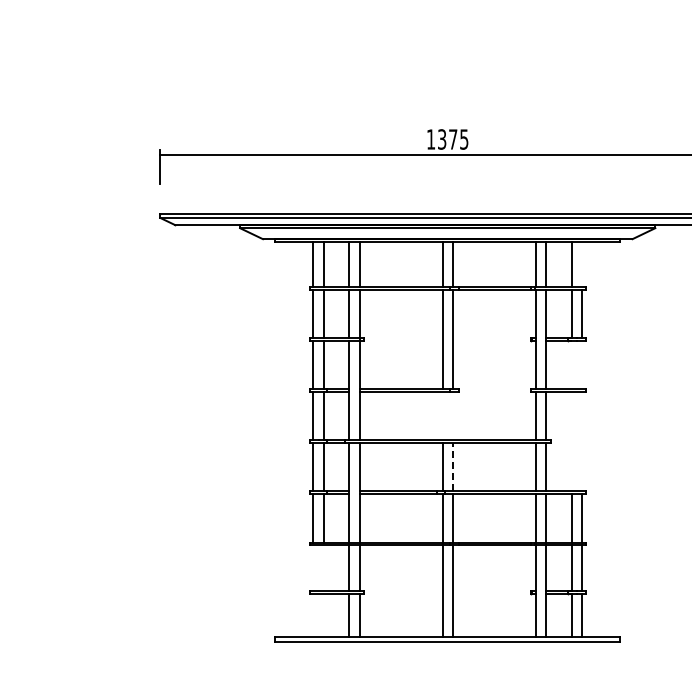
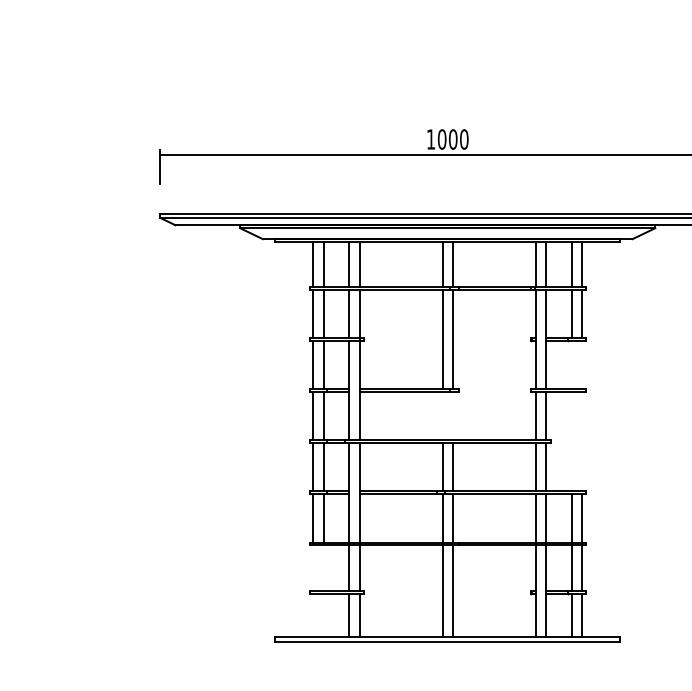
text: 1375 -> 1000 (452, 139)
line: none -> present (582, 264)
line: dashed -> solid (452, 466)
